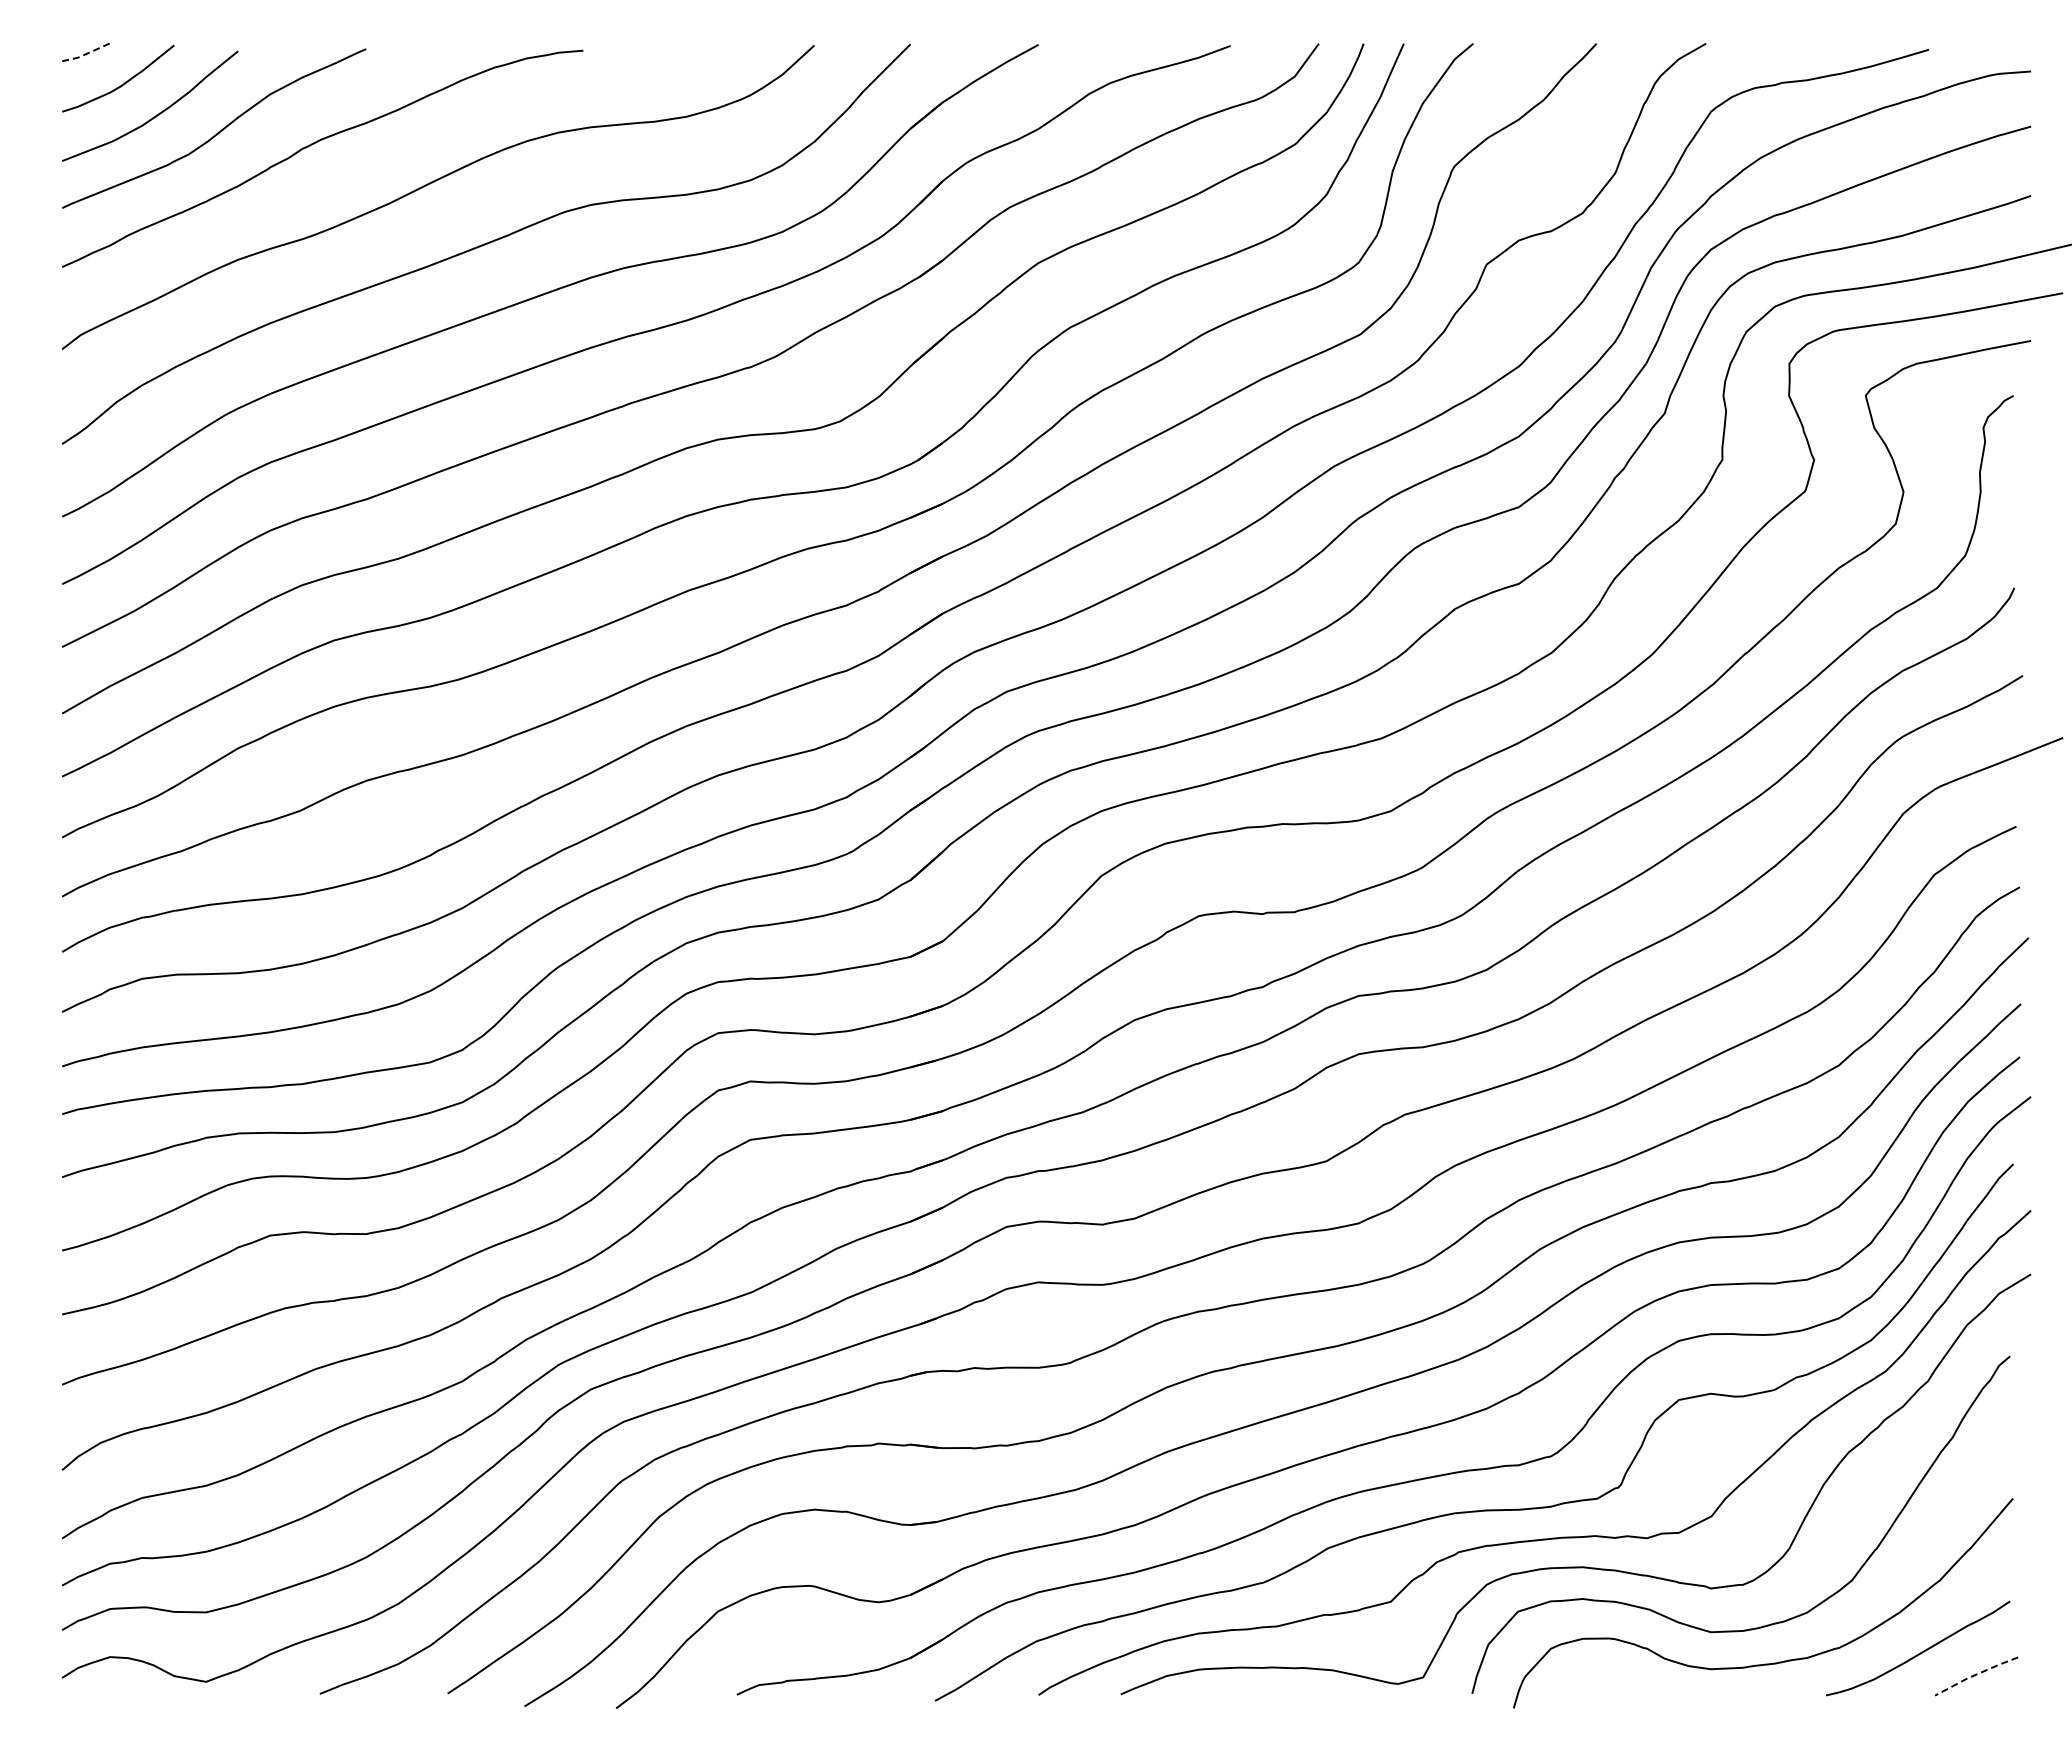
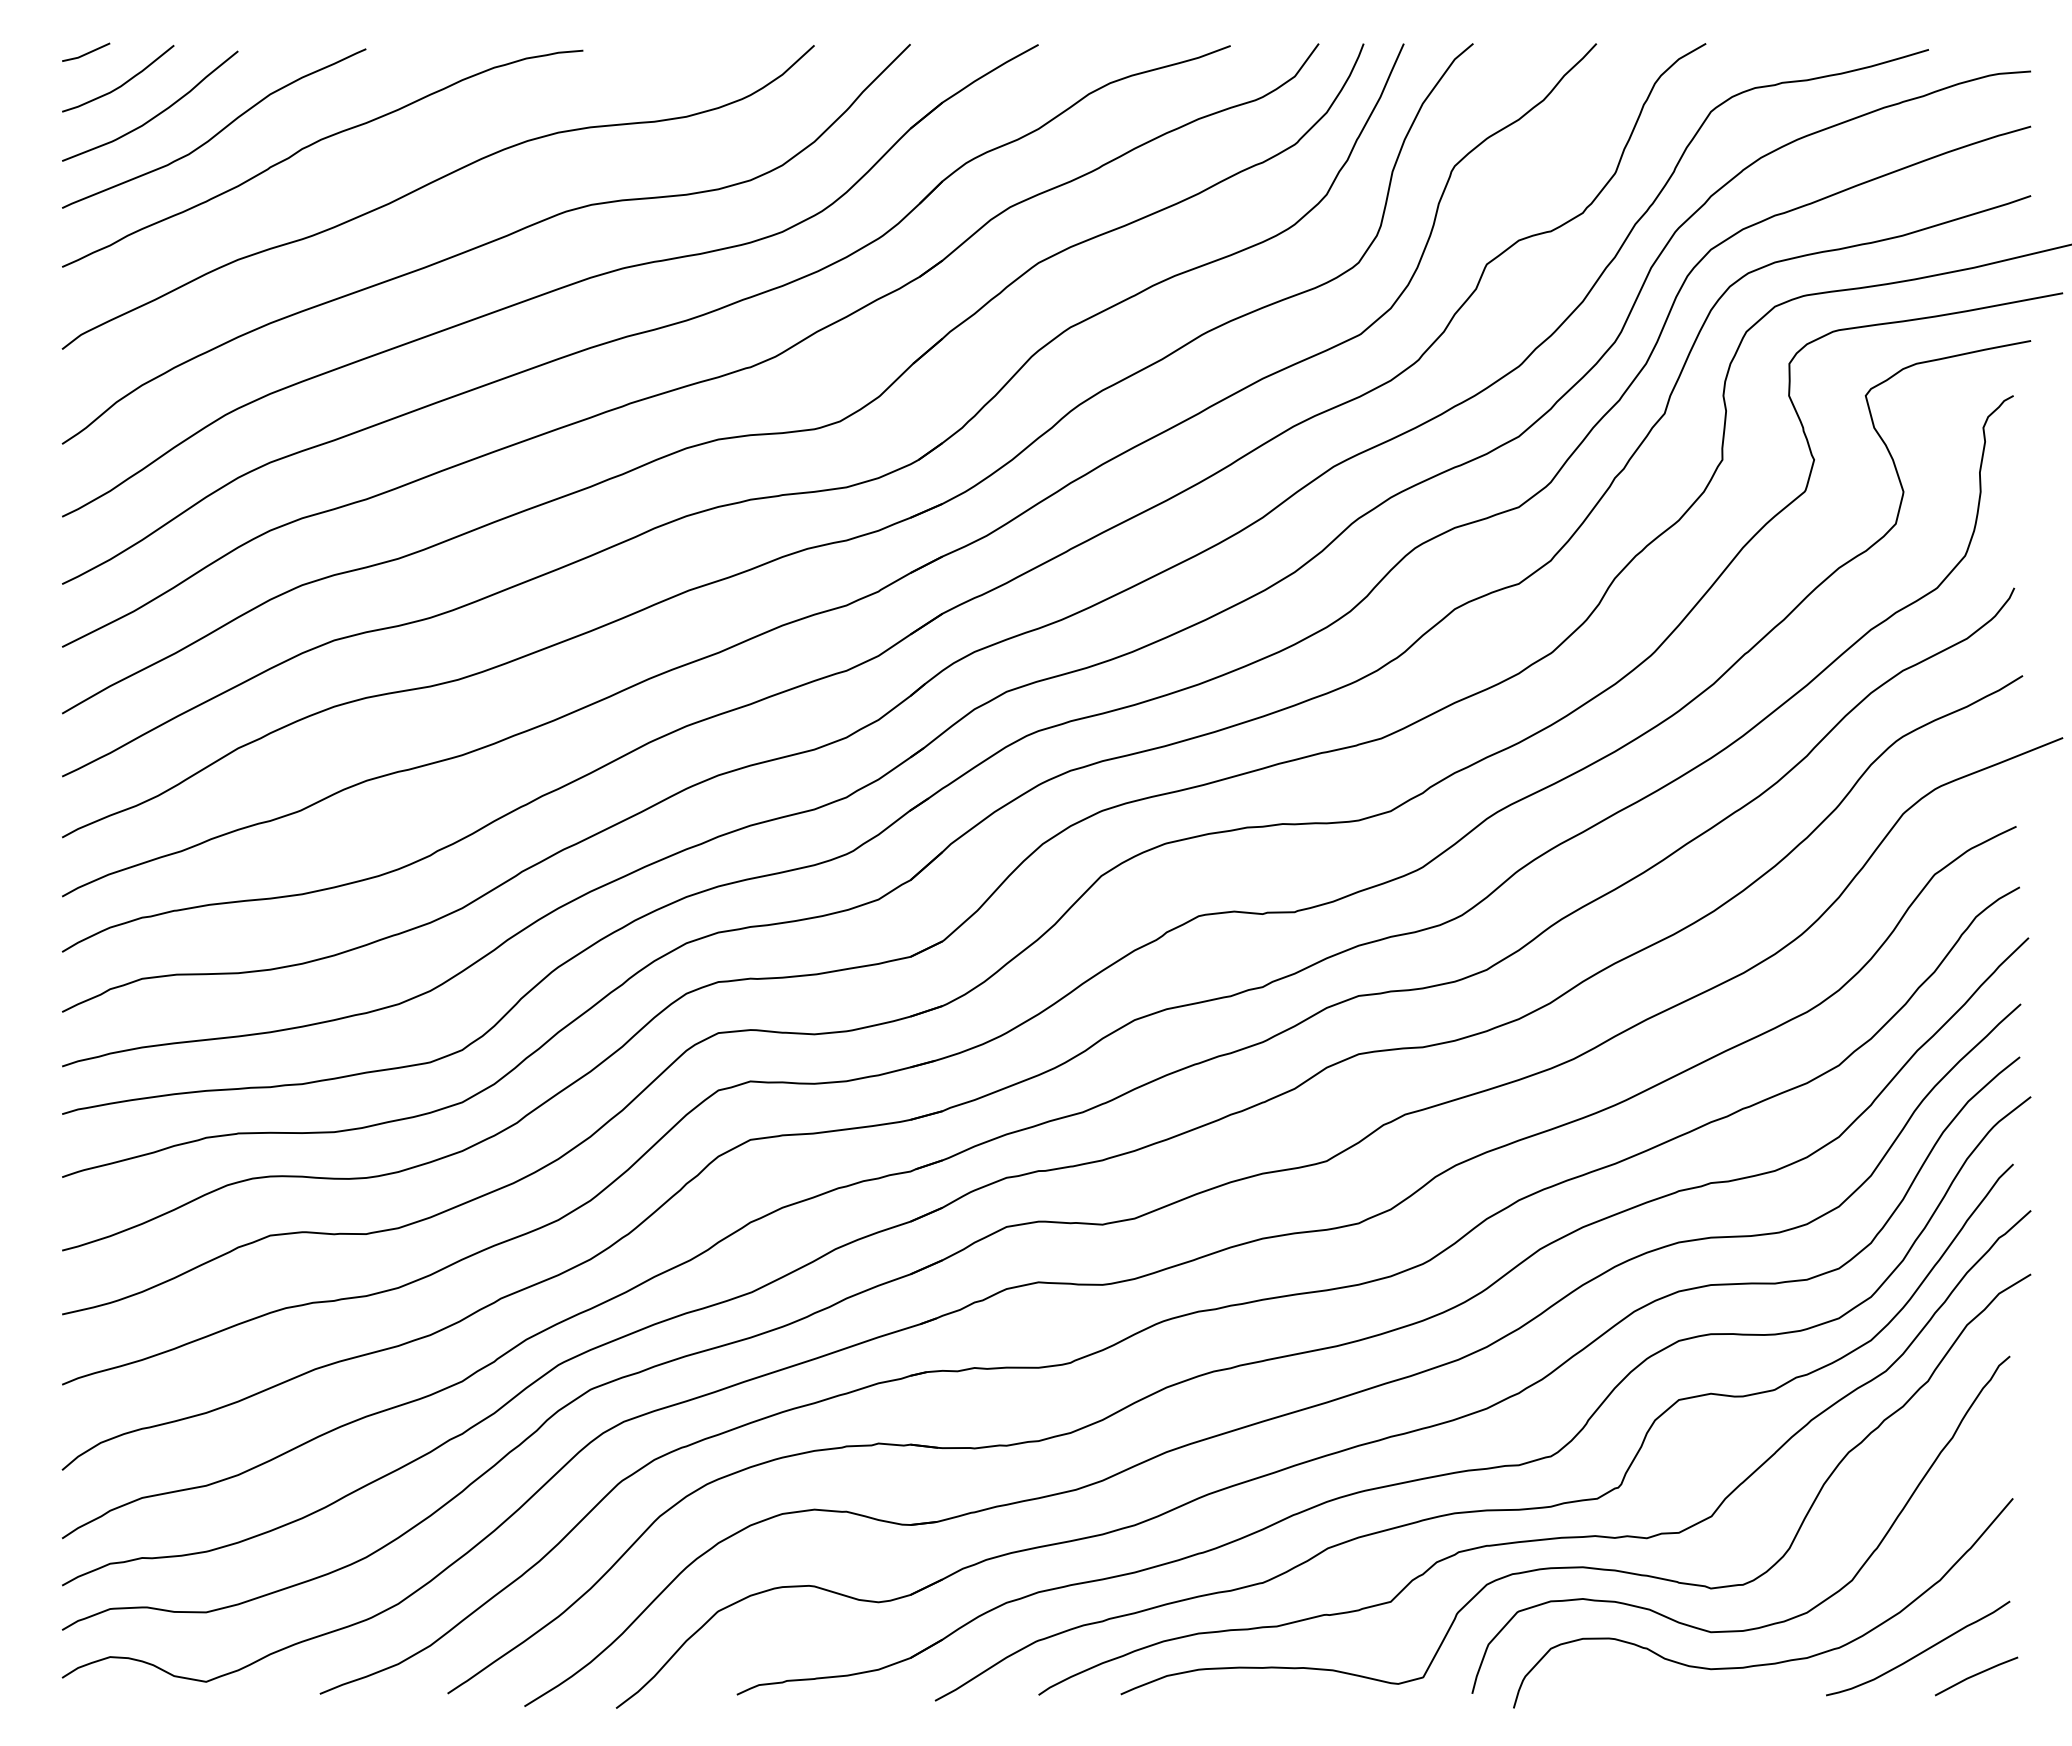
line: dashed -> solid (86, 54)
line: dashed -> solid (1975, 1675)
